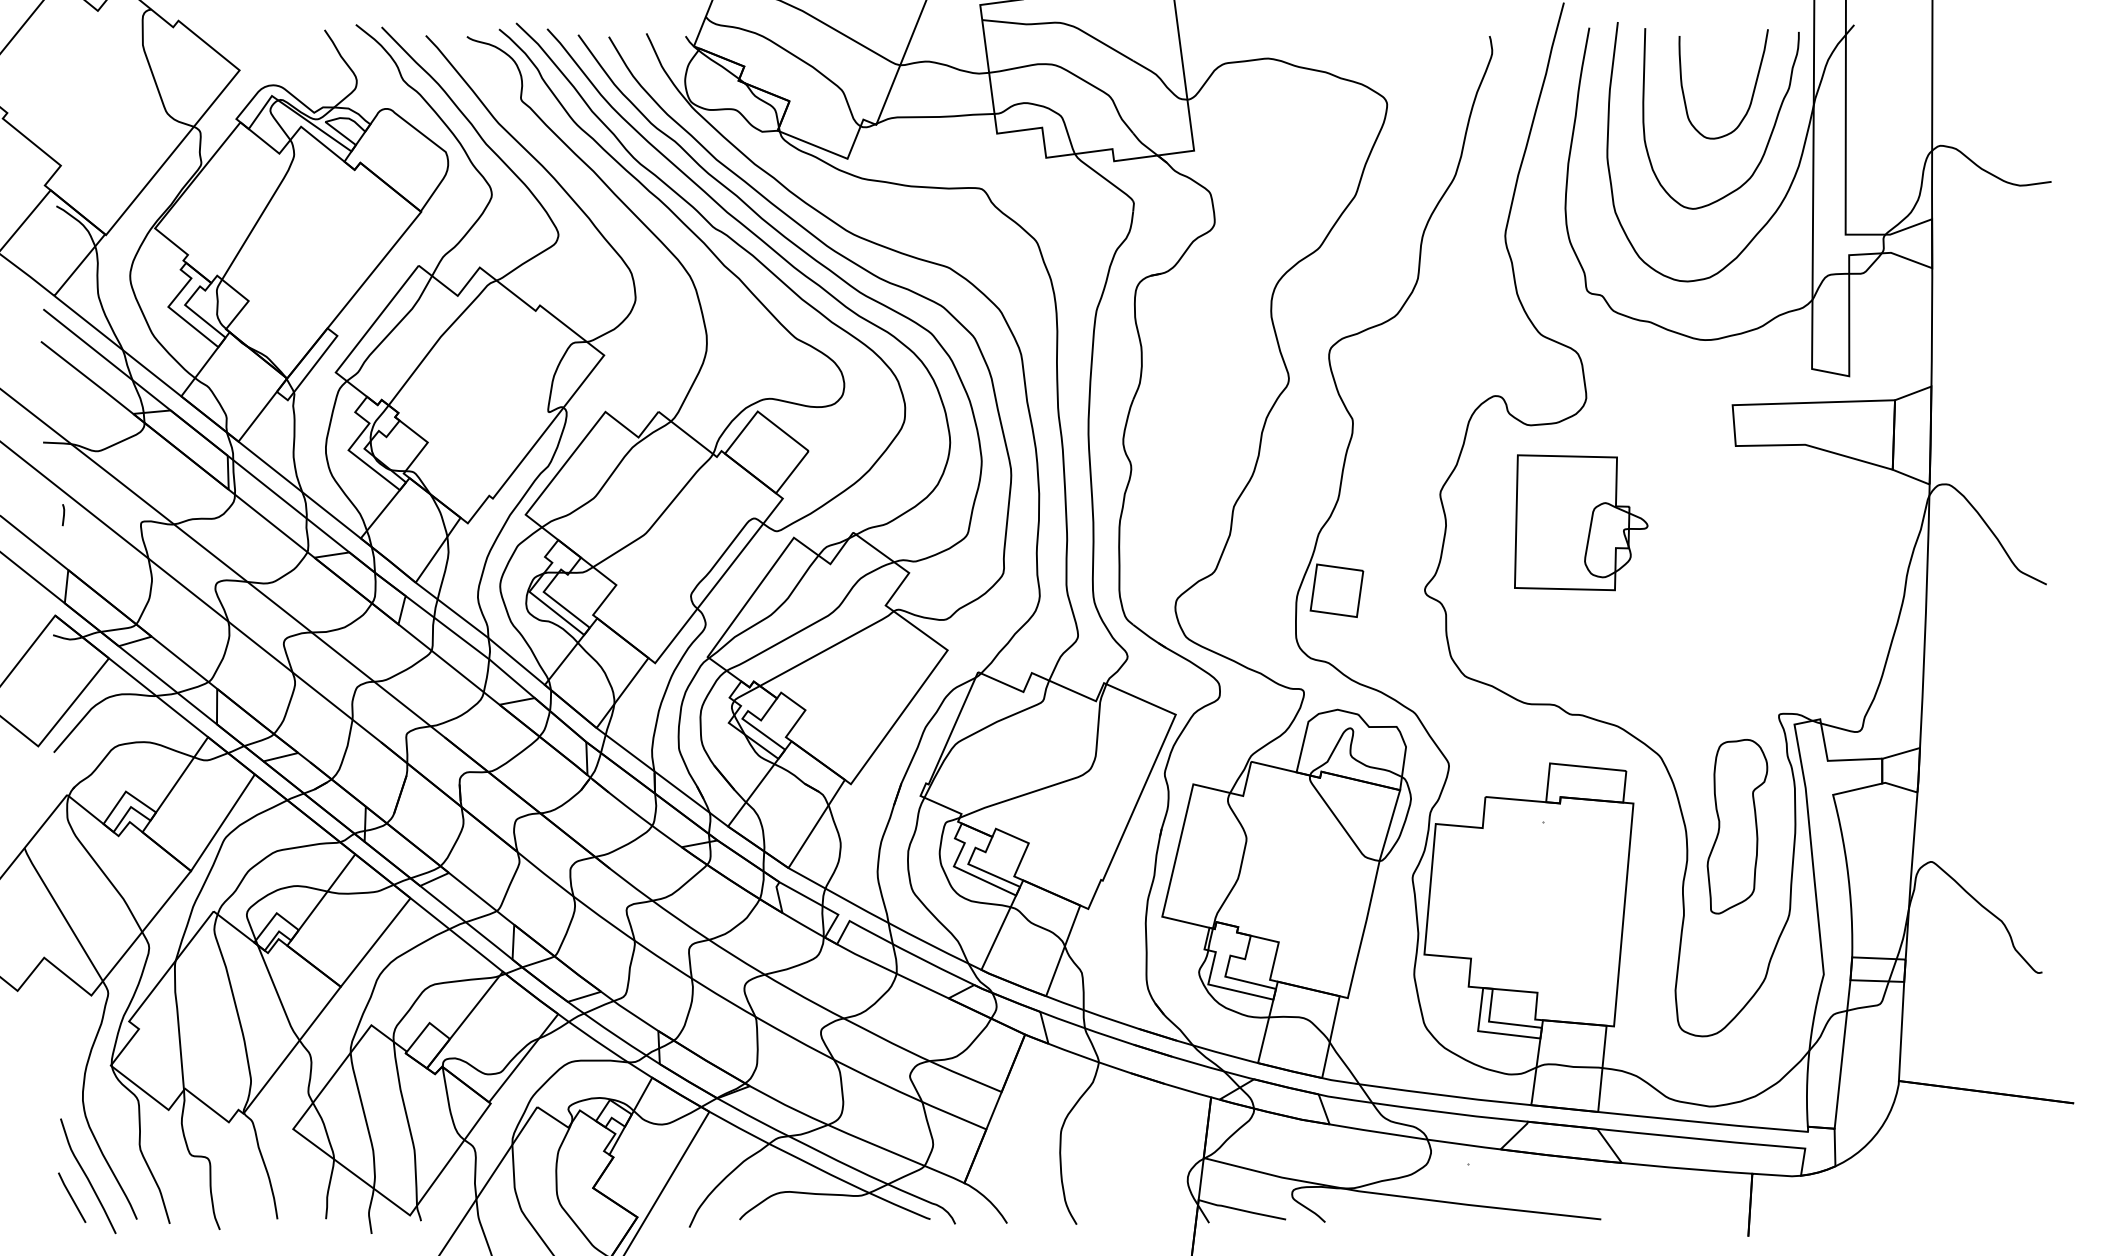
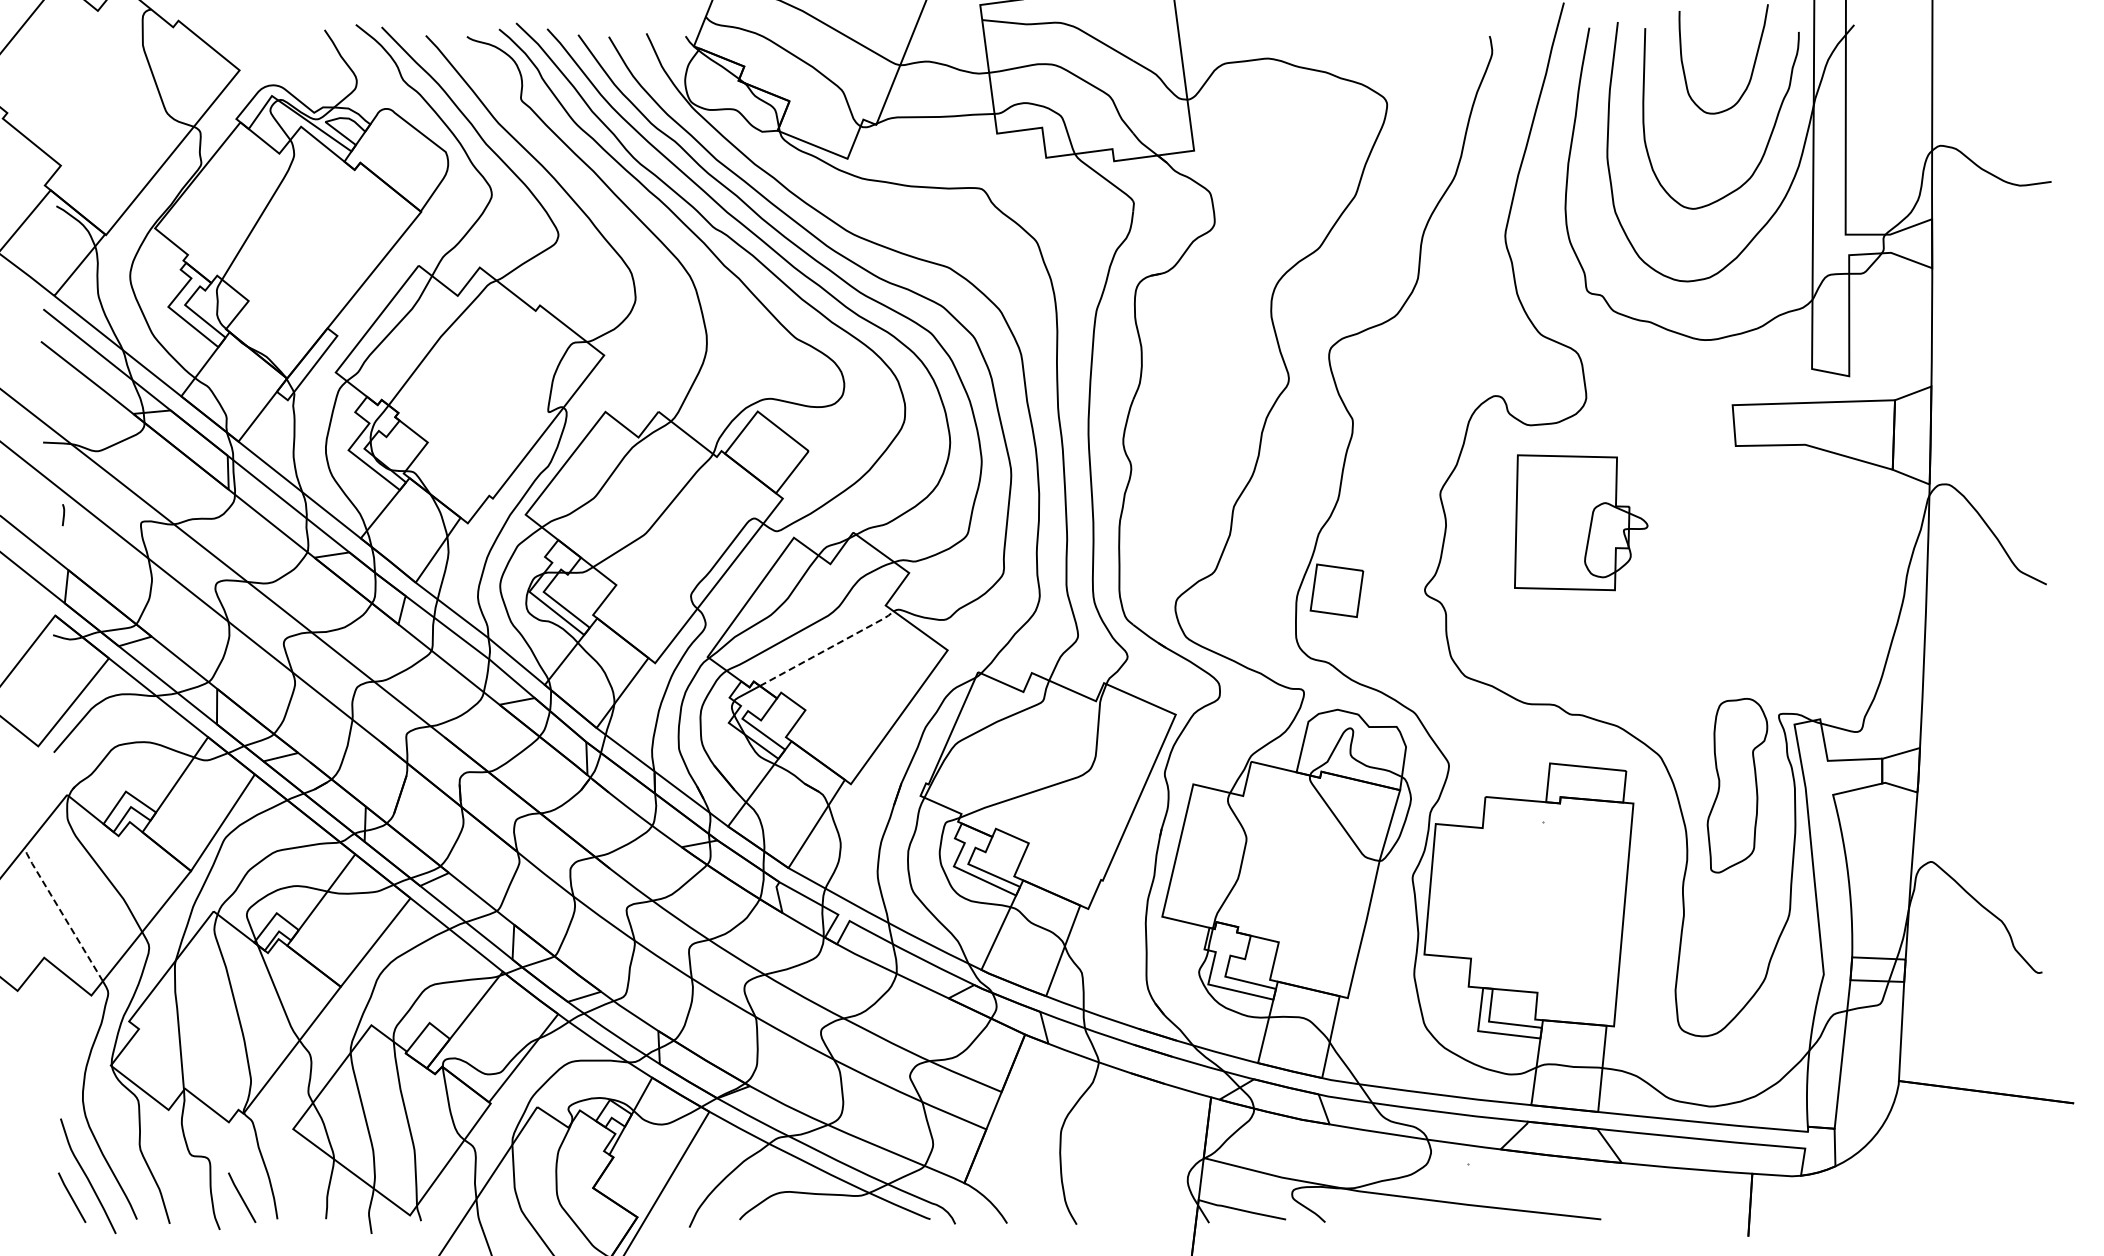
curve position: (1752, 92) -> (1752, 67) (1752, 67)
line: solid -> dashed (828, 648)
part position: (1737, 826) -> (1737, 785) (1737, 785)
line: solid -> dashed (61, 913)
line: none -> present (242, 1197)
